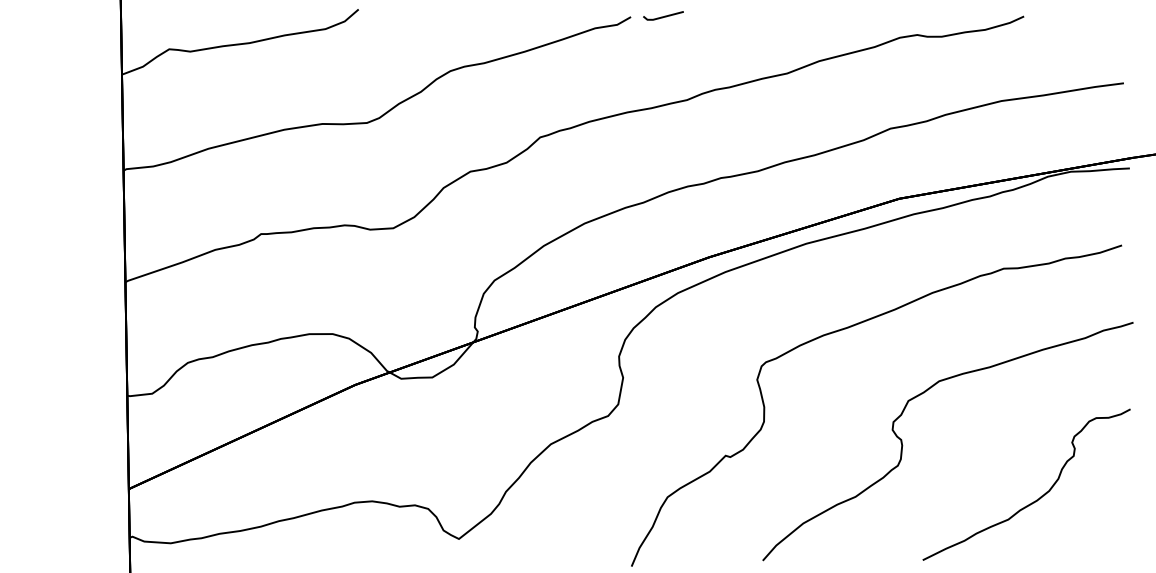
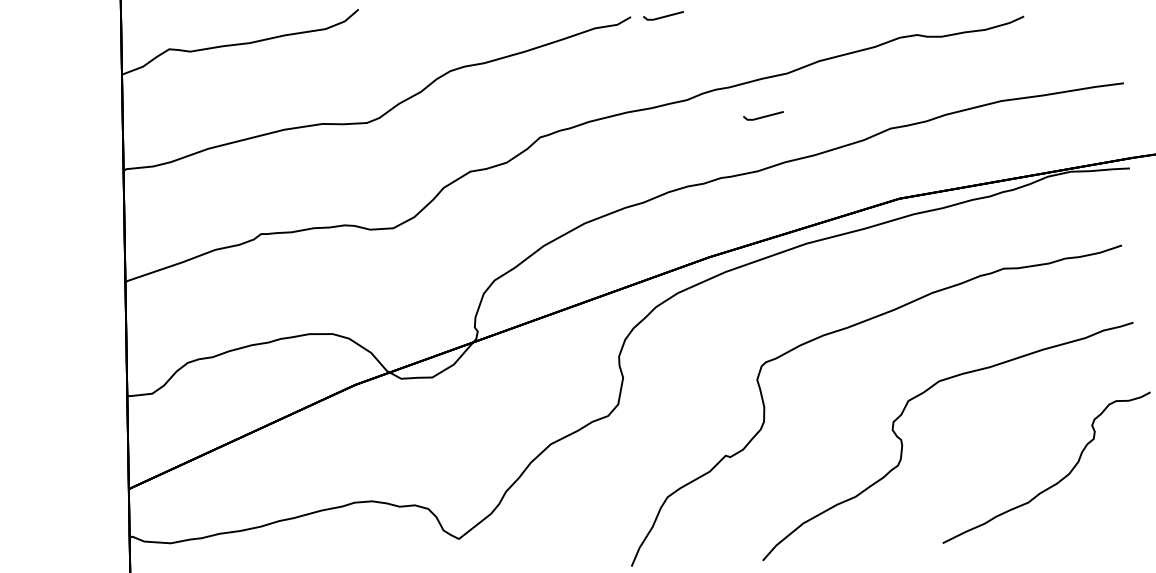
line: none -> present (764, 115)
curve position: (1036, 499) -> (1056, 482) (1056, 482)
